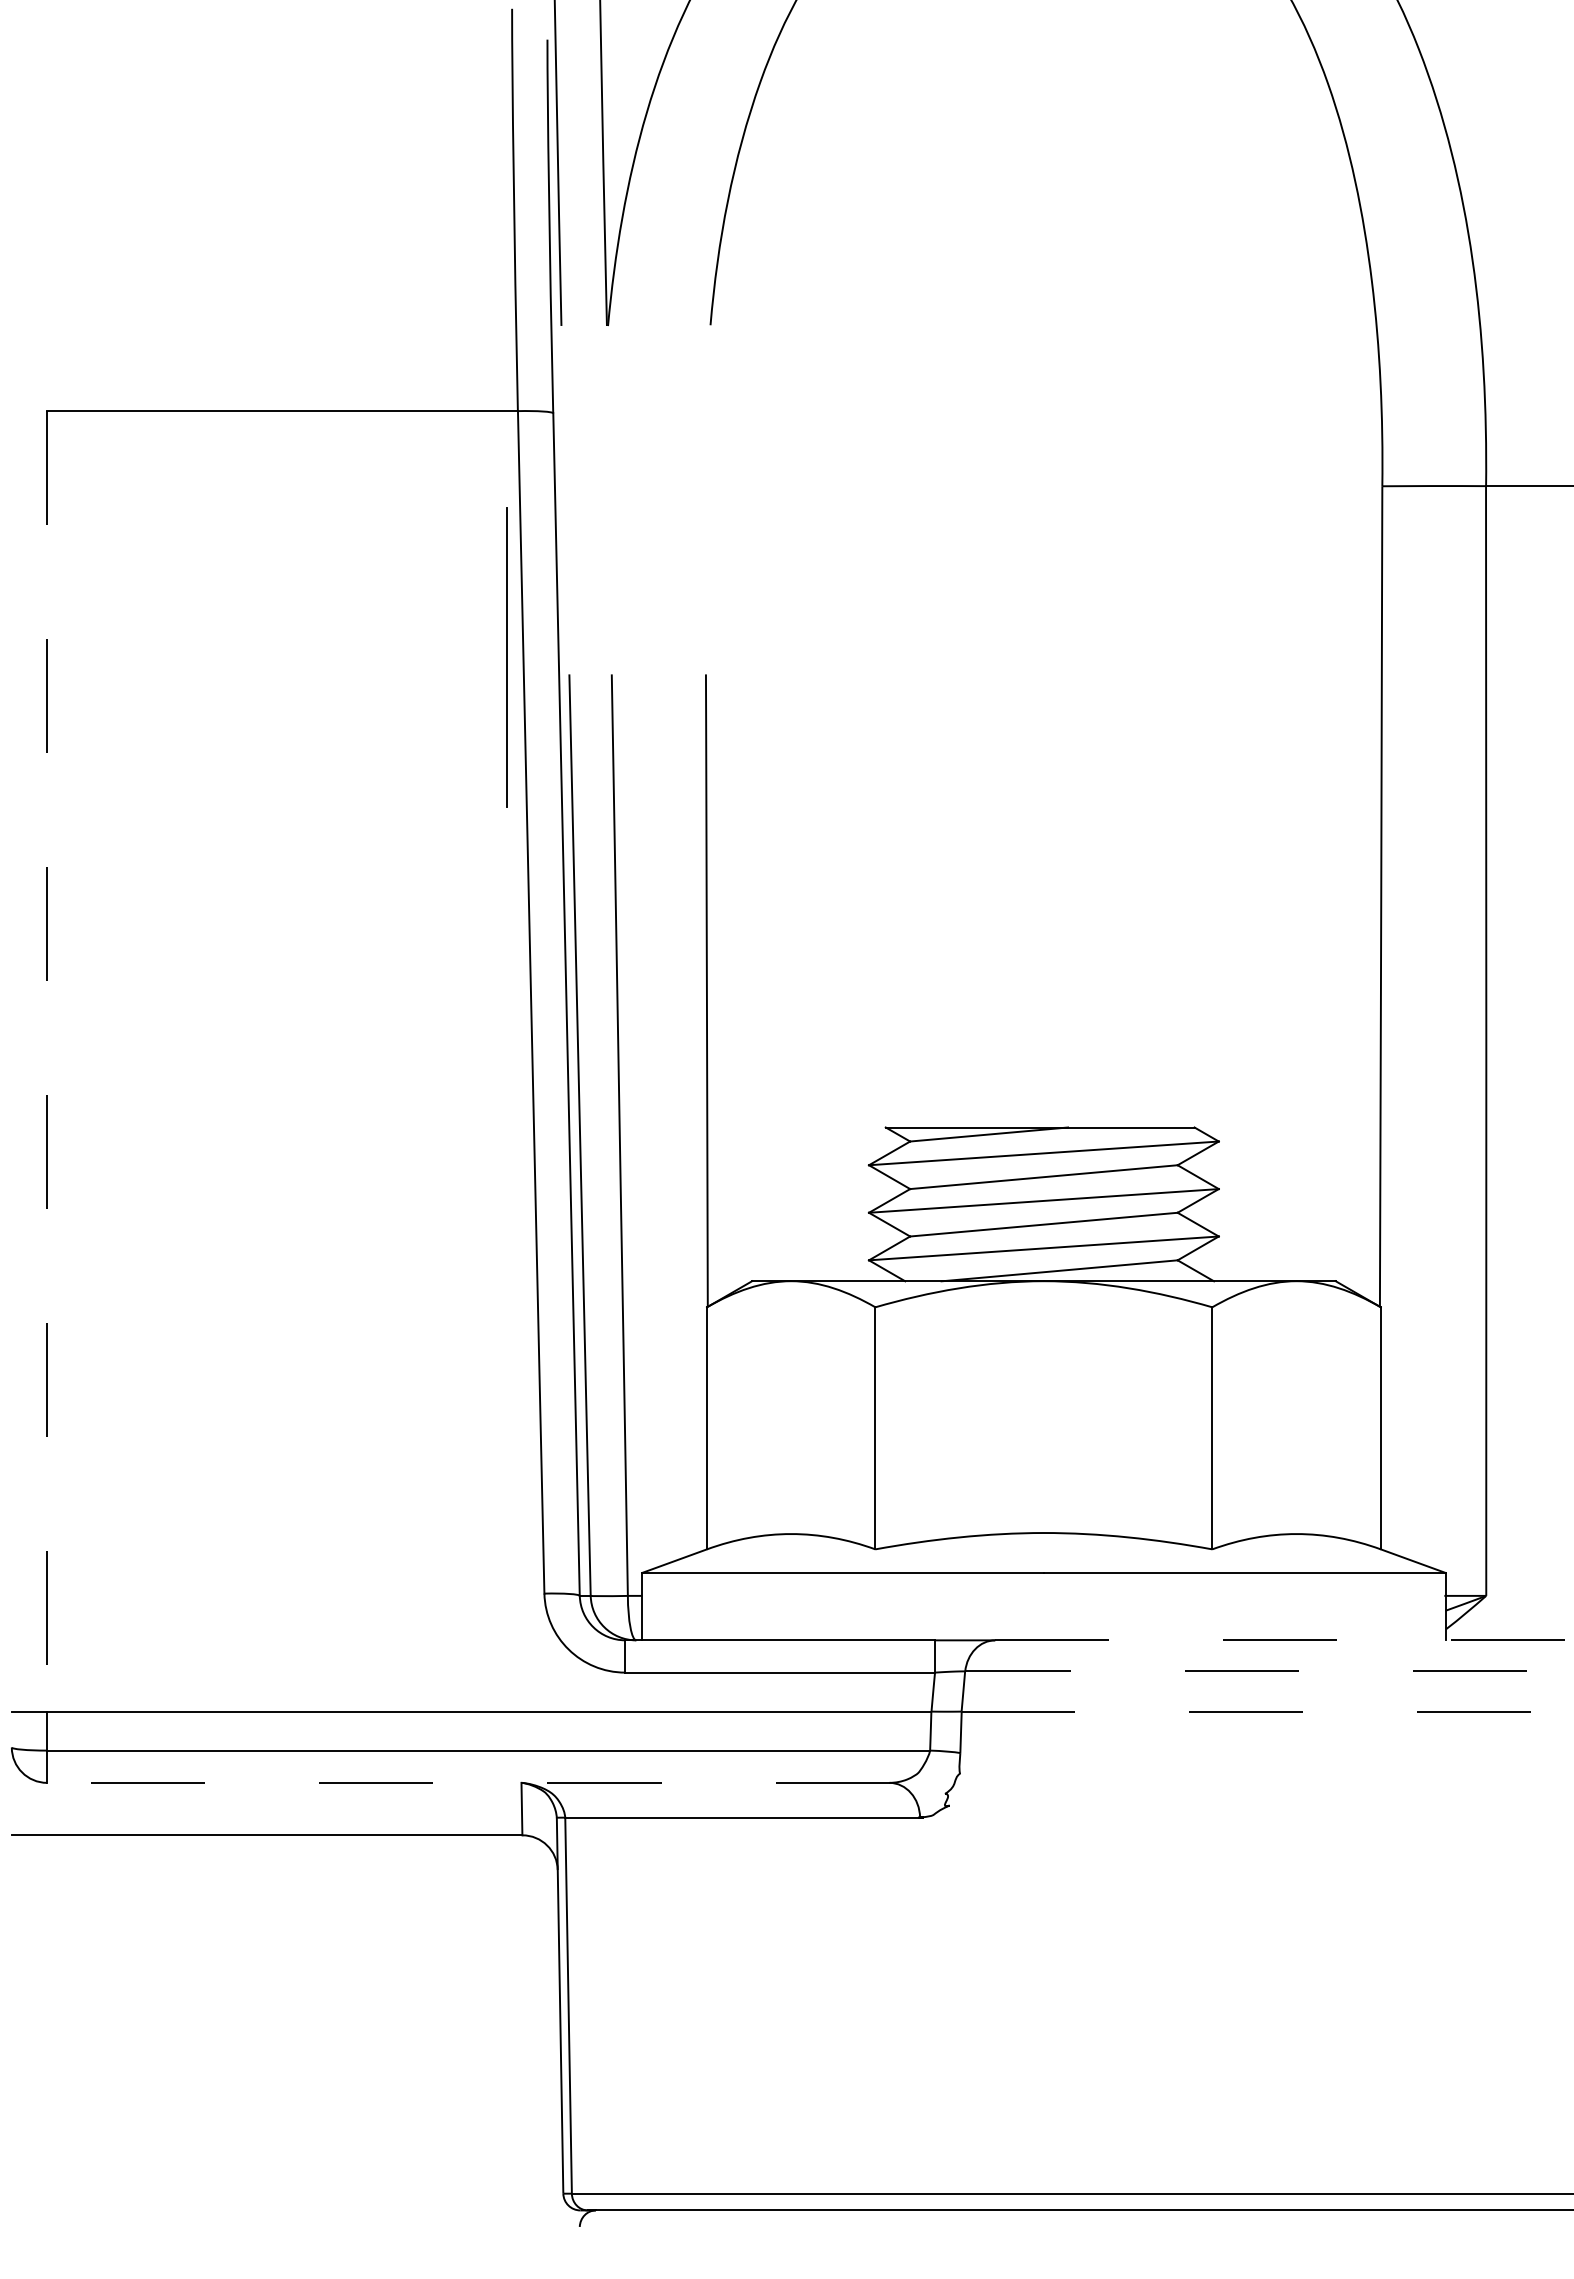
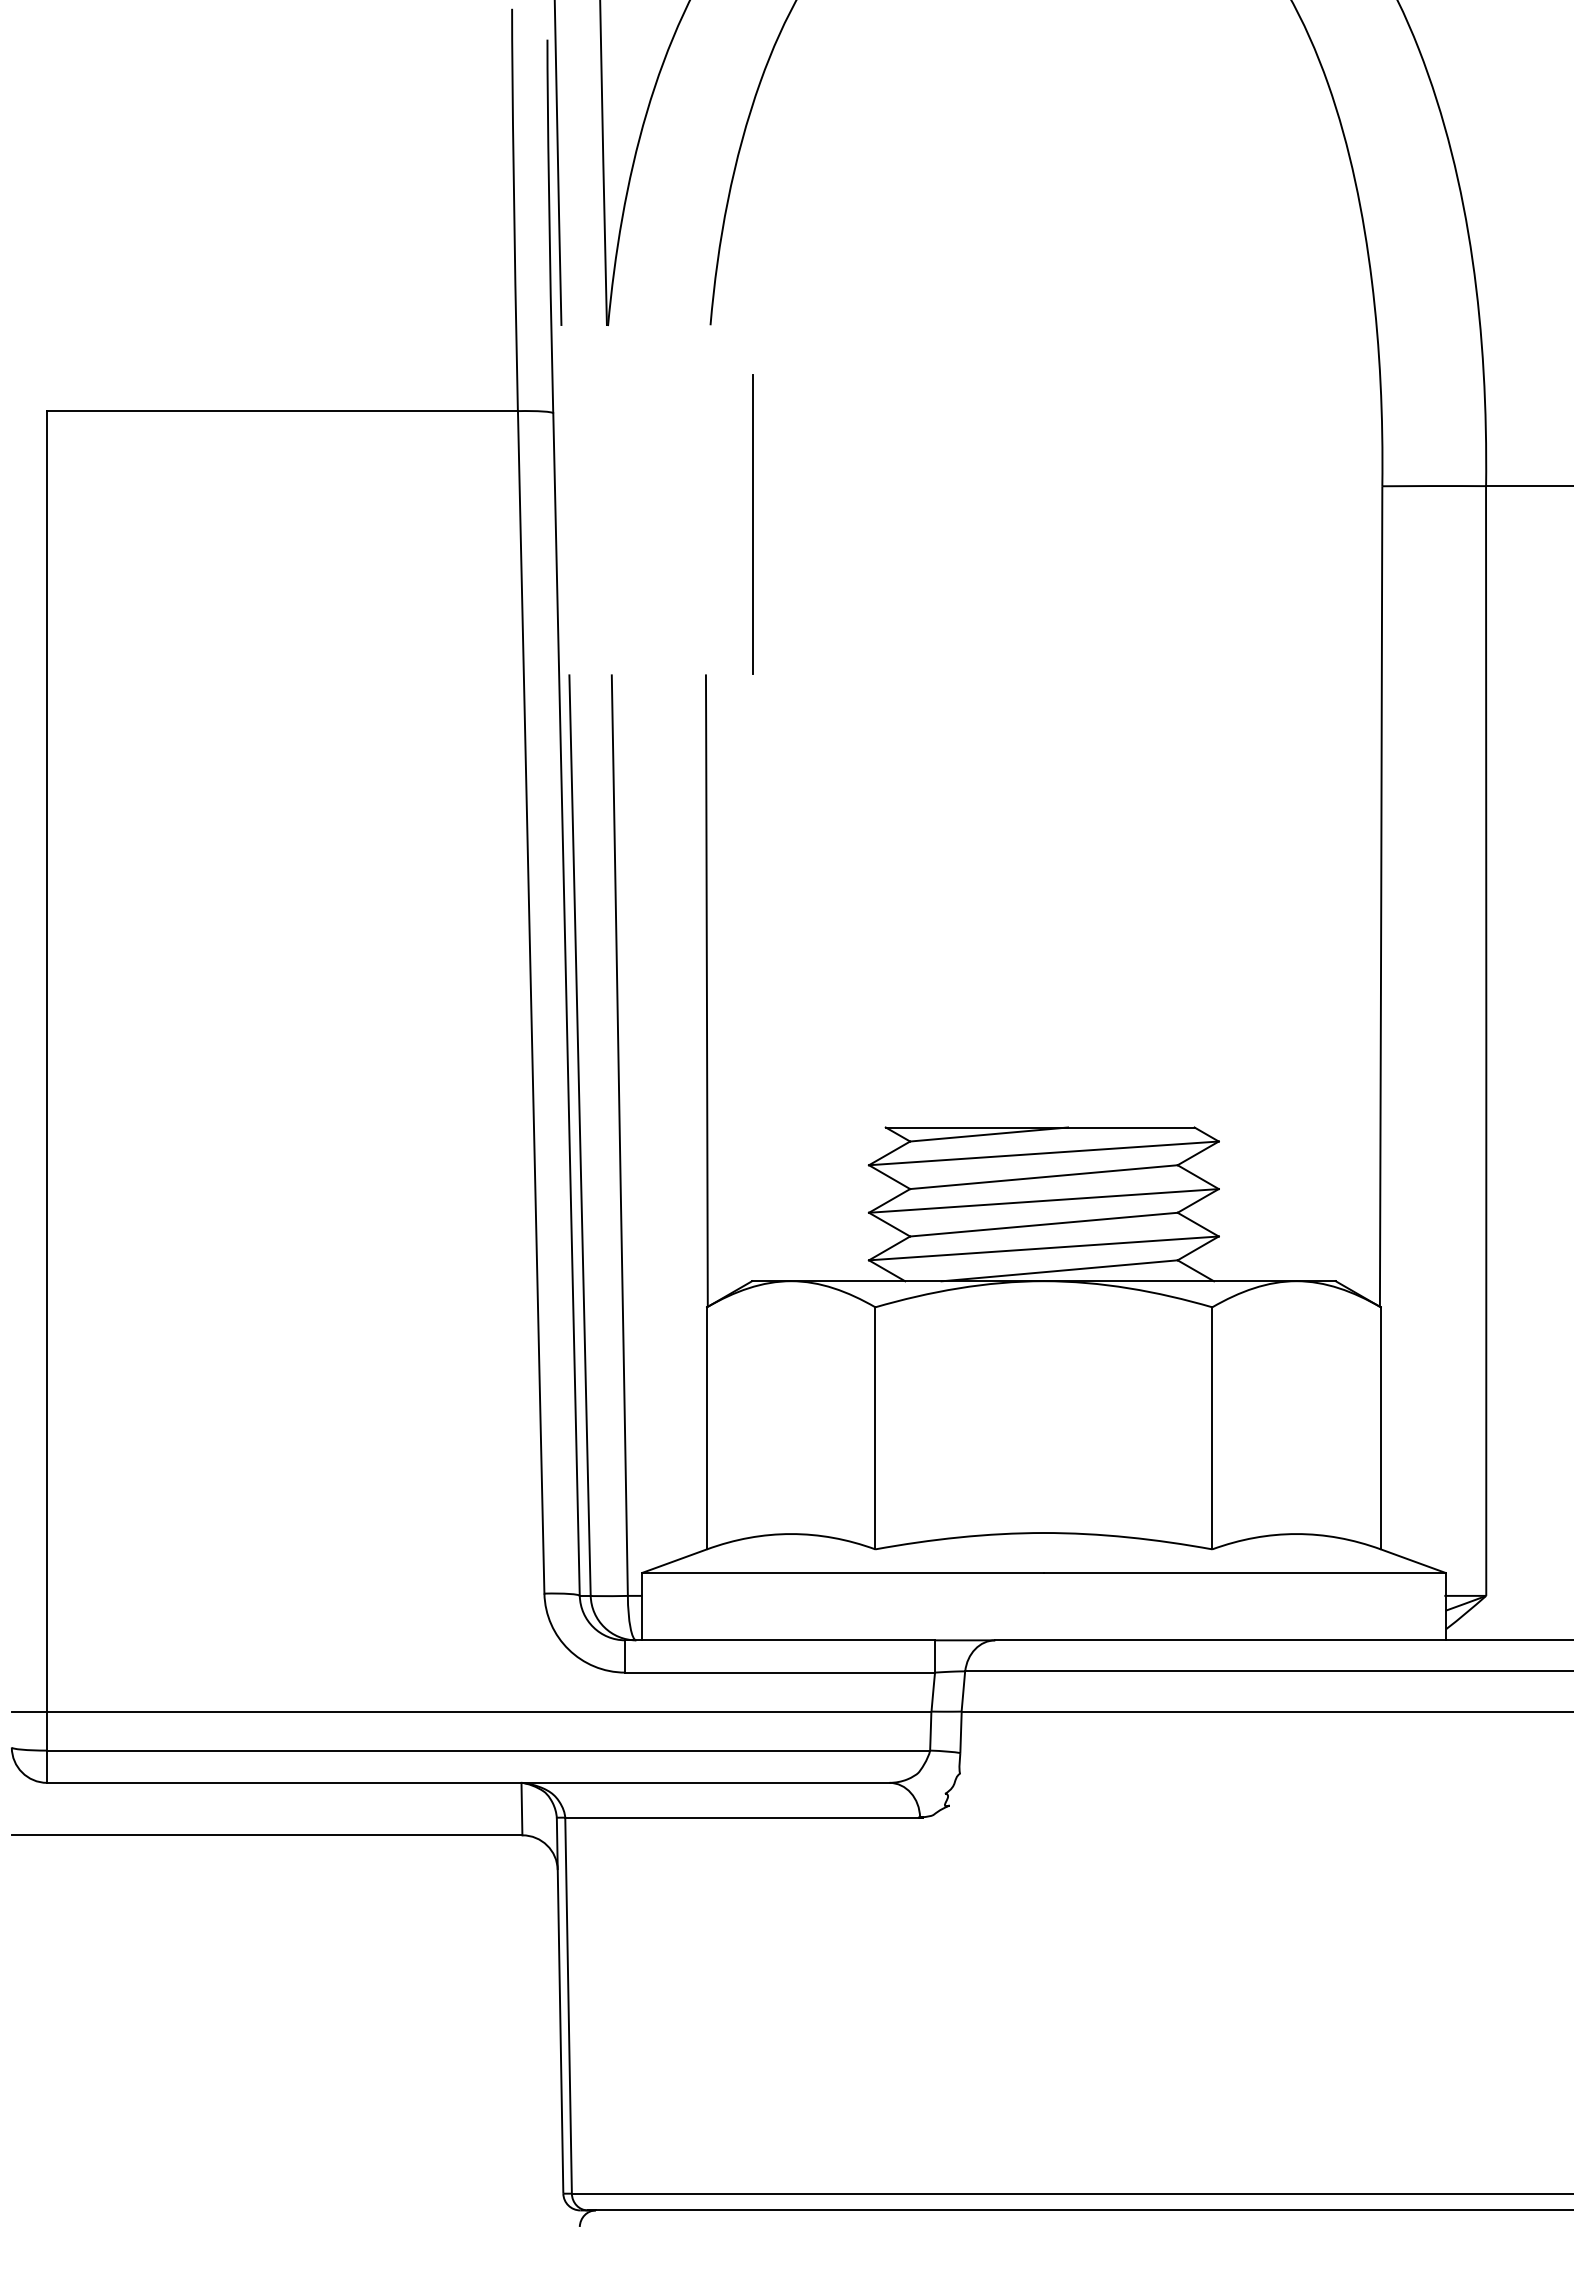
line position: (506, 657) -> (752, 524) (752, 524)
line: dashed -> solid (47, 1061)
line: dashed -> solid (1285, 1640)
line: dashed -> solid (1268, 1671)
line: dashed -> solid (1266, 1711)
line: dashed -> solid (467, 1782)
